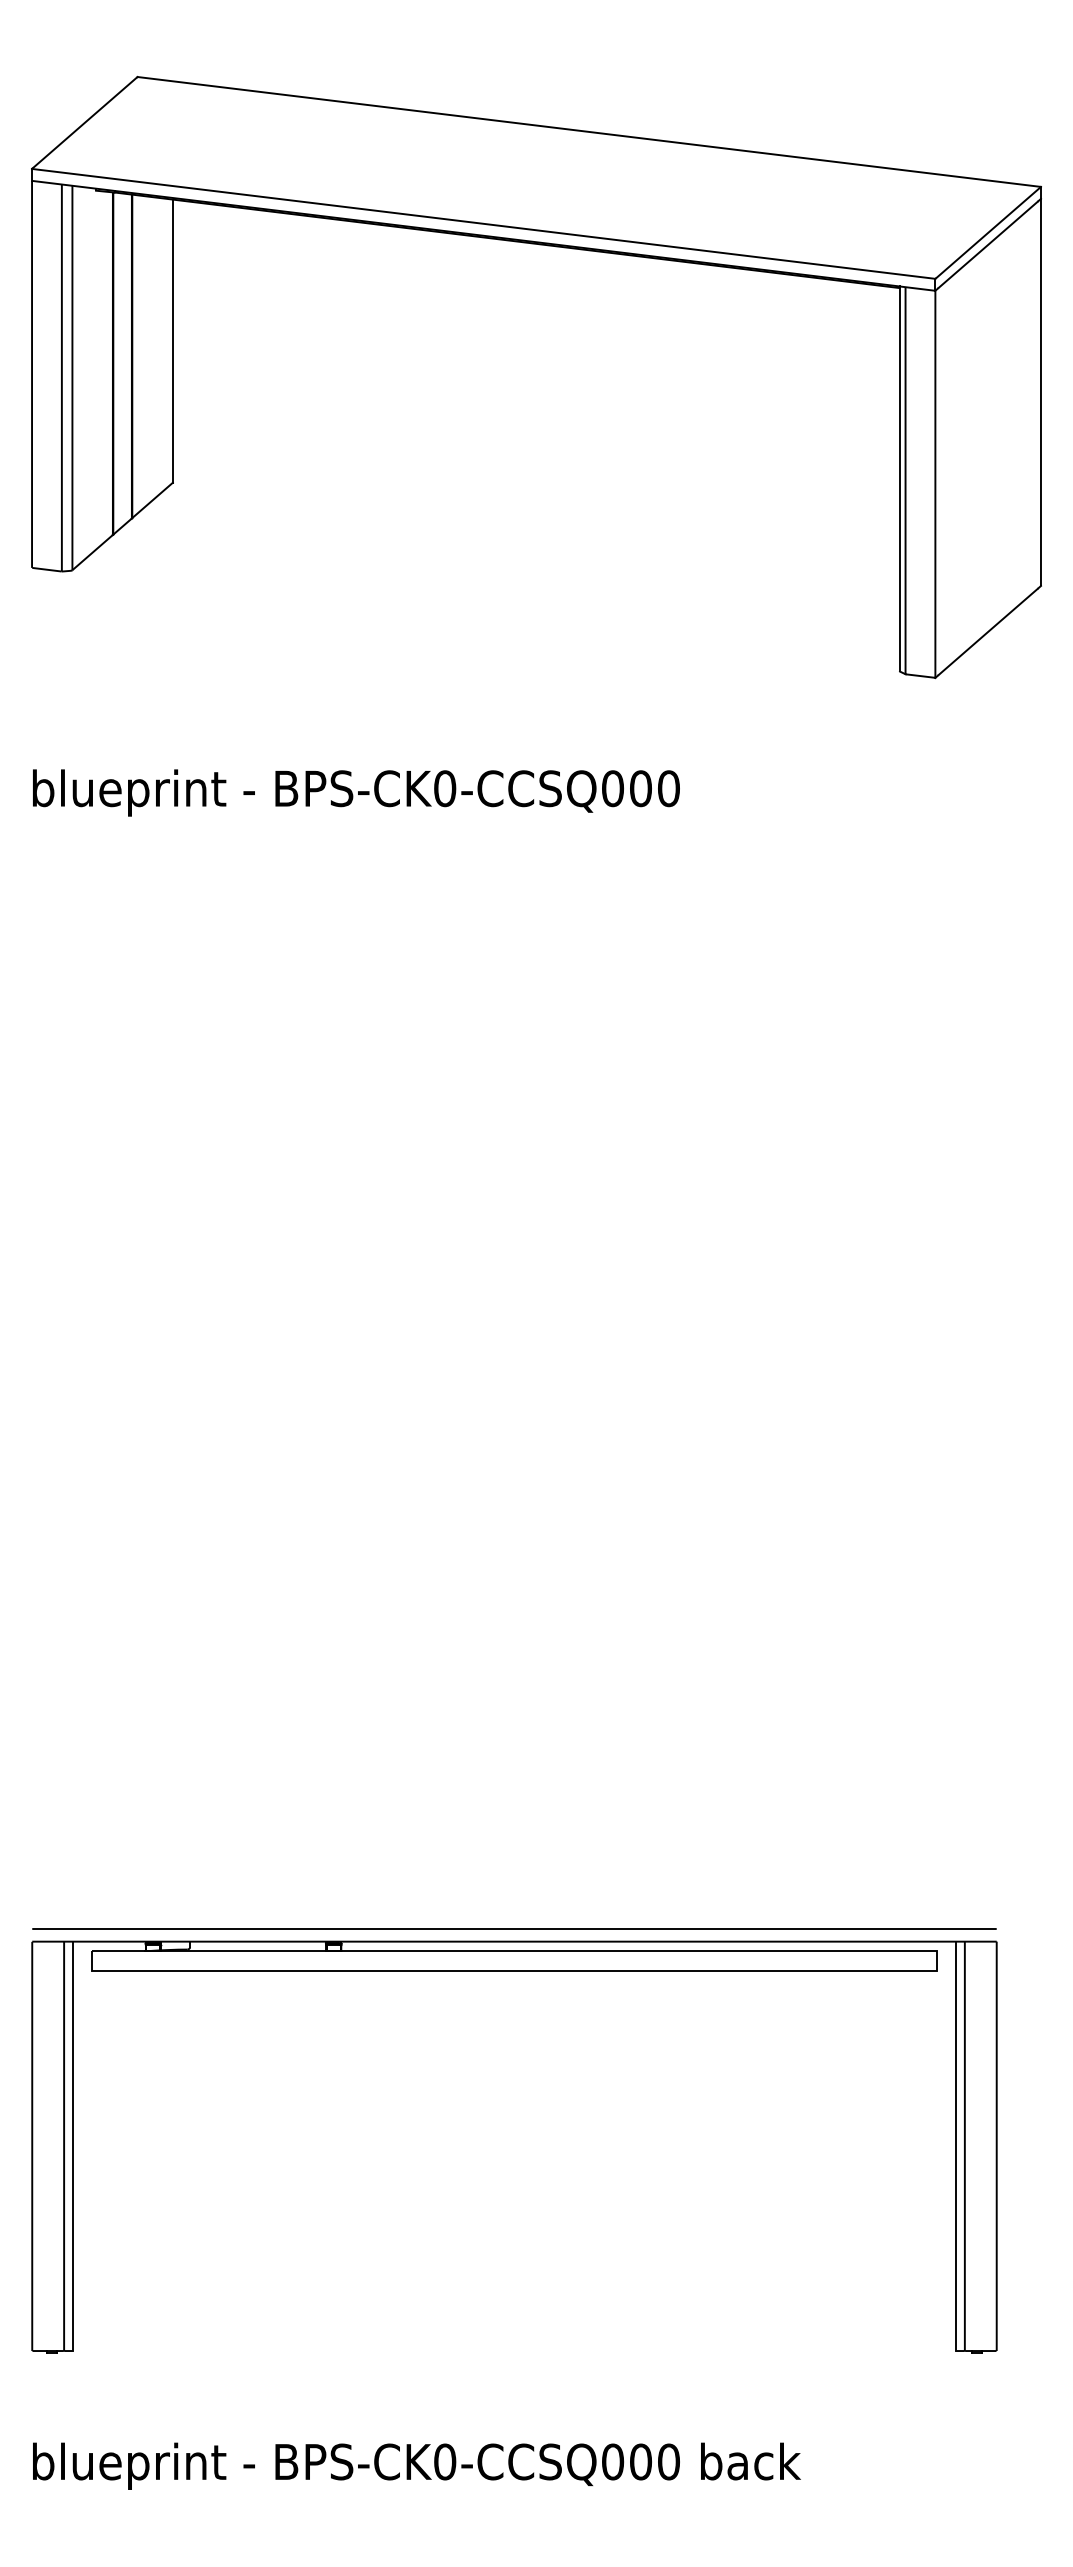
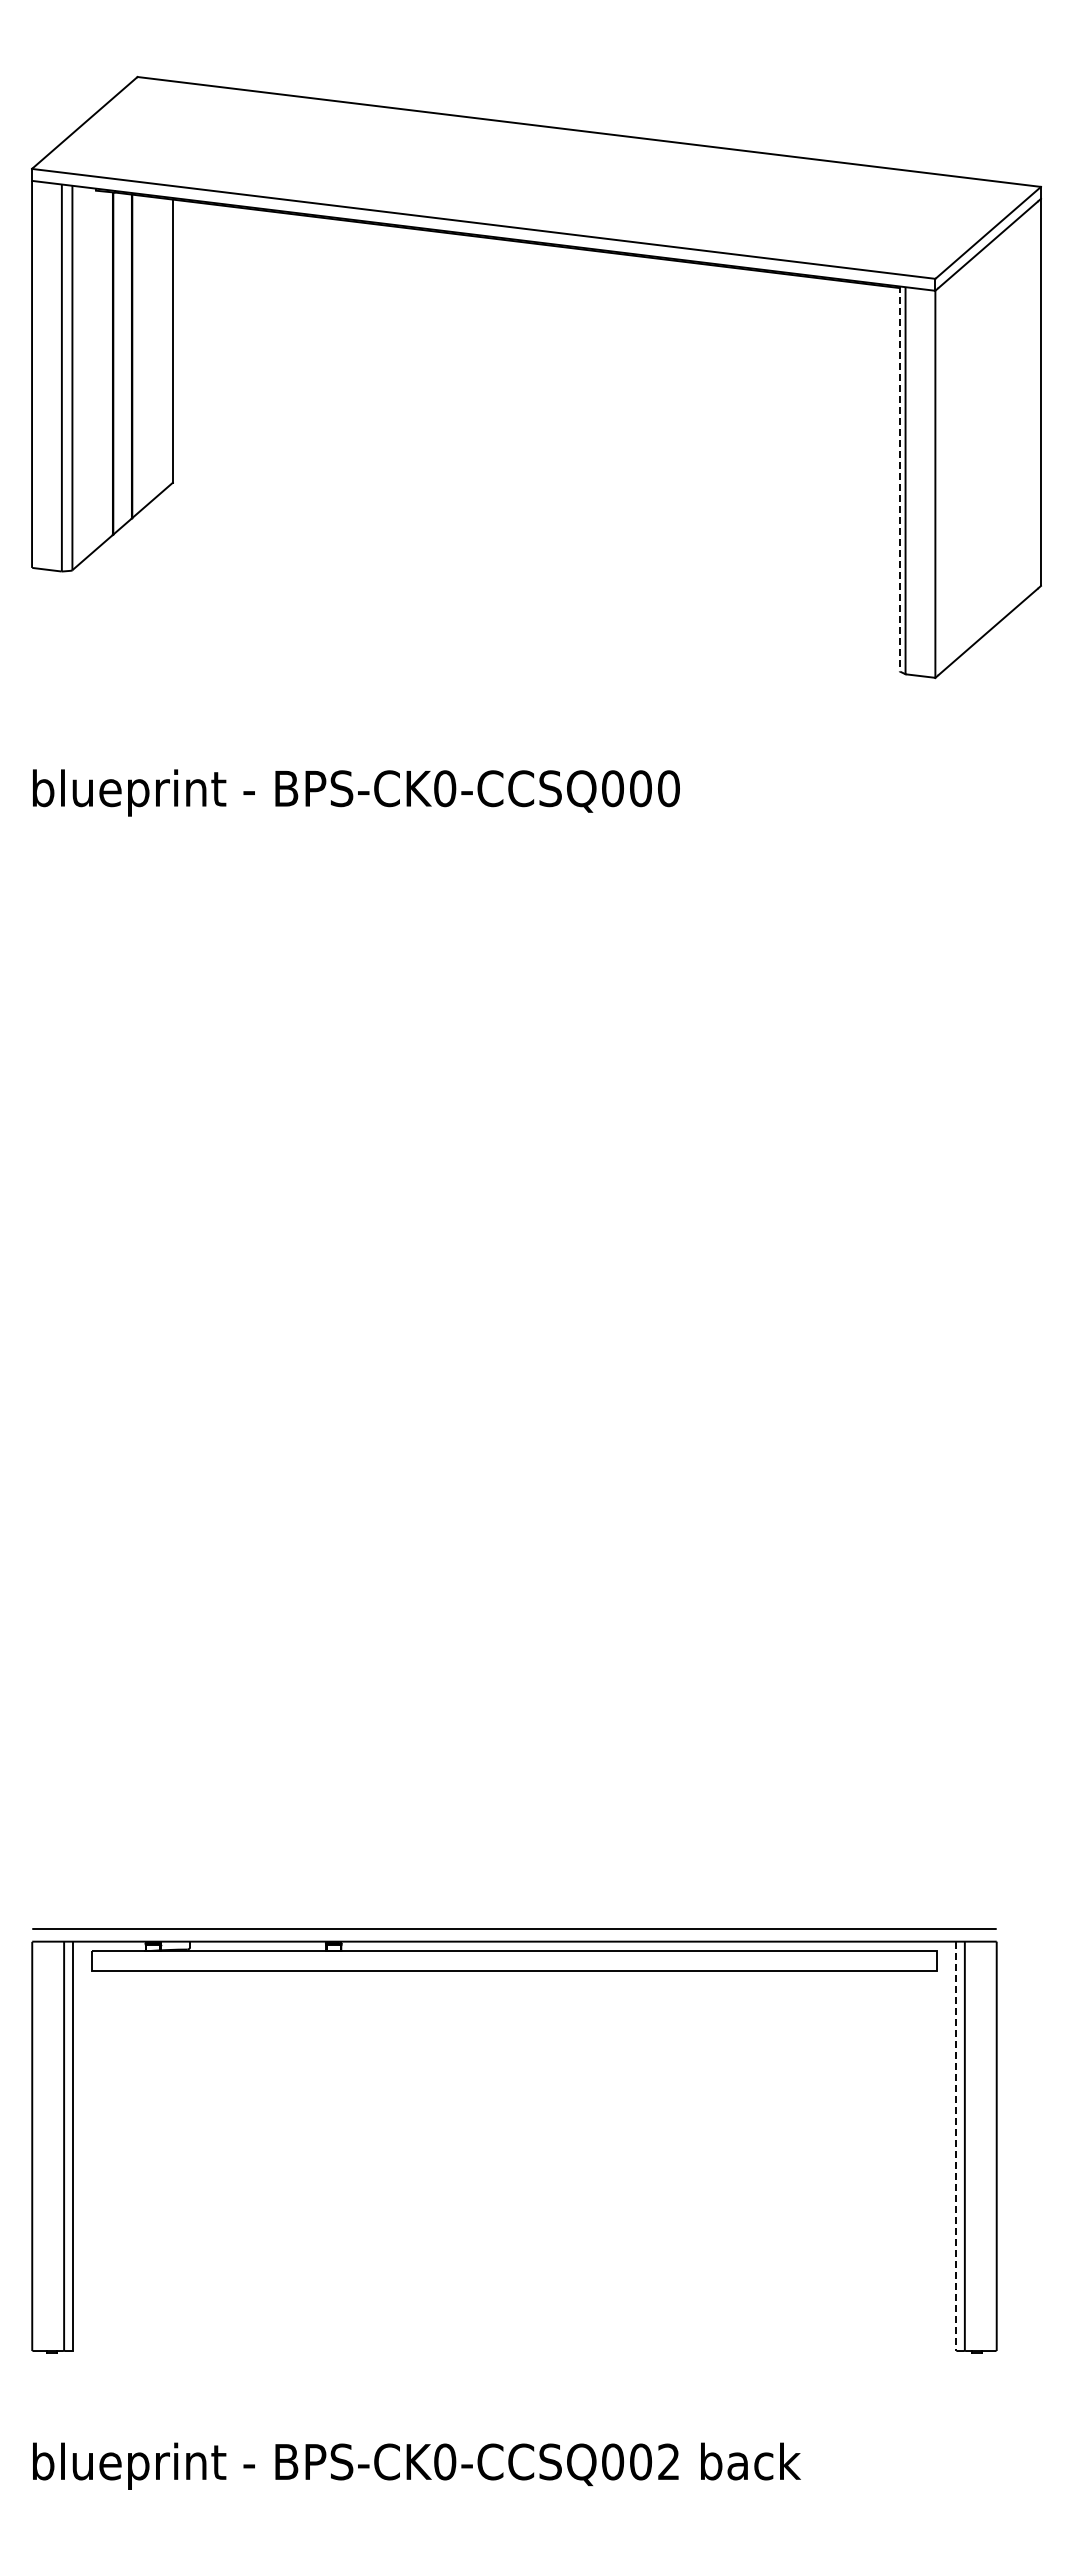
line: solid -> dashed (899, 479)
line: solid -> dashed (956, 2146)
text: BPS-CK0-CCSQ000 -> BPS-CK0-CCSQ002 (668, 2461)
